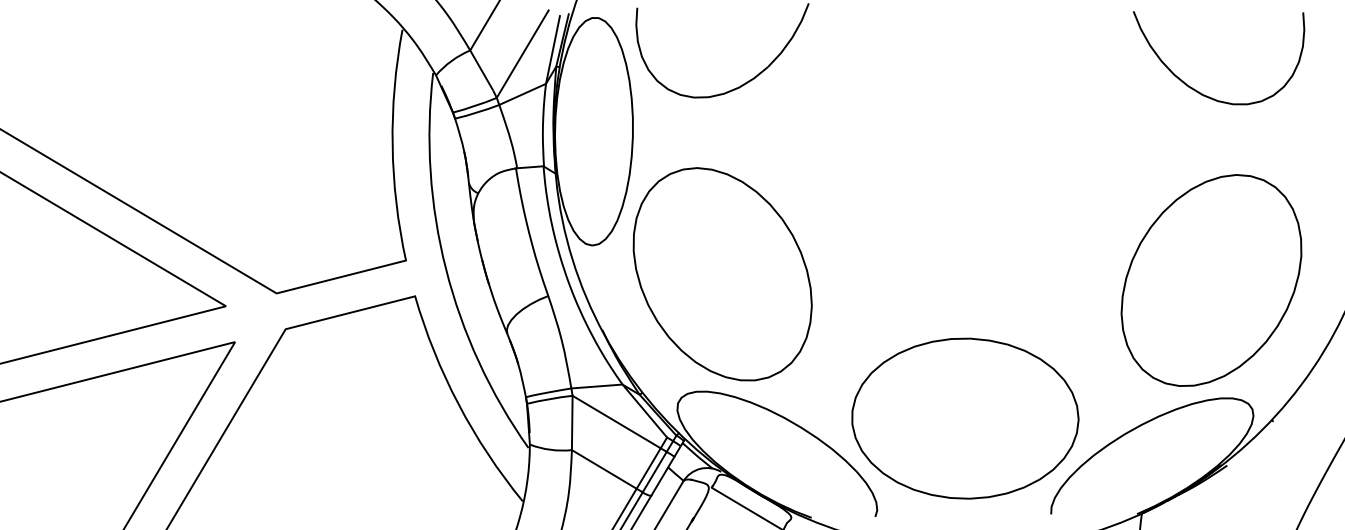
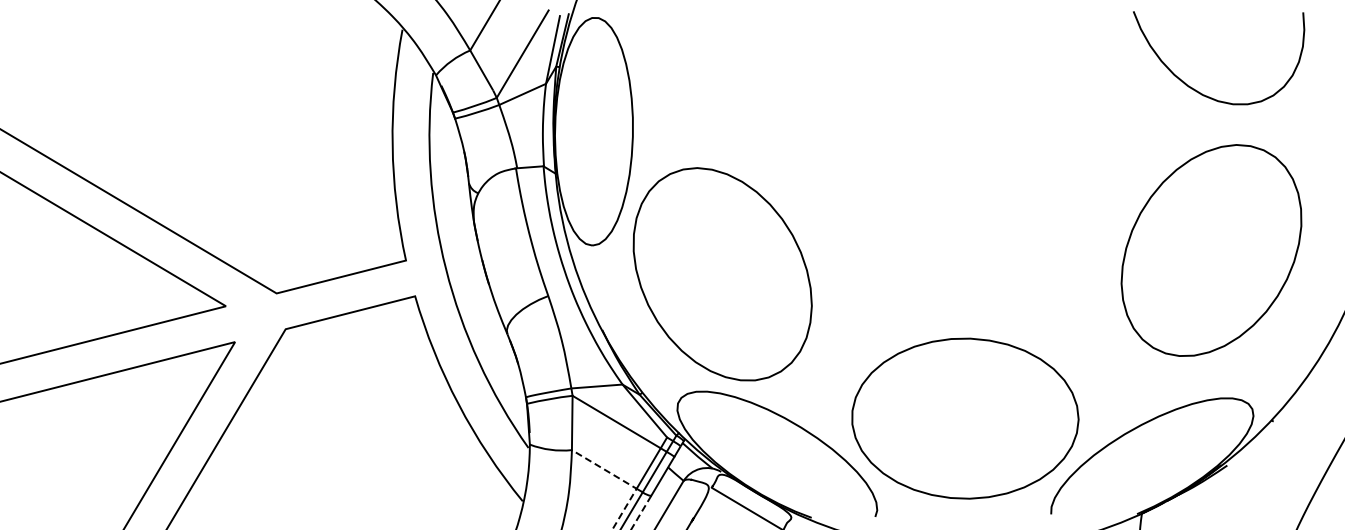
part: present -> none (743, 83)
part position: (1211, 280) -> (1211, 250) (1211, 250)
line: solid -> dashed (624, 481)
line: solid -> dashed (641, 513)
